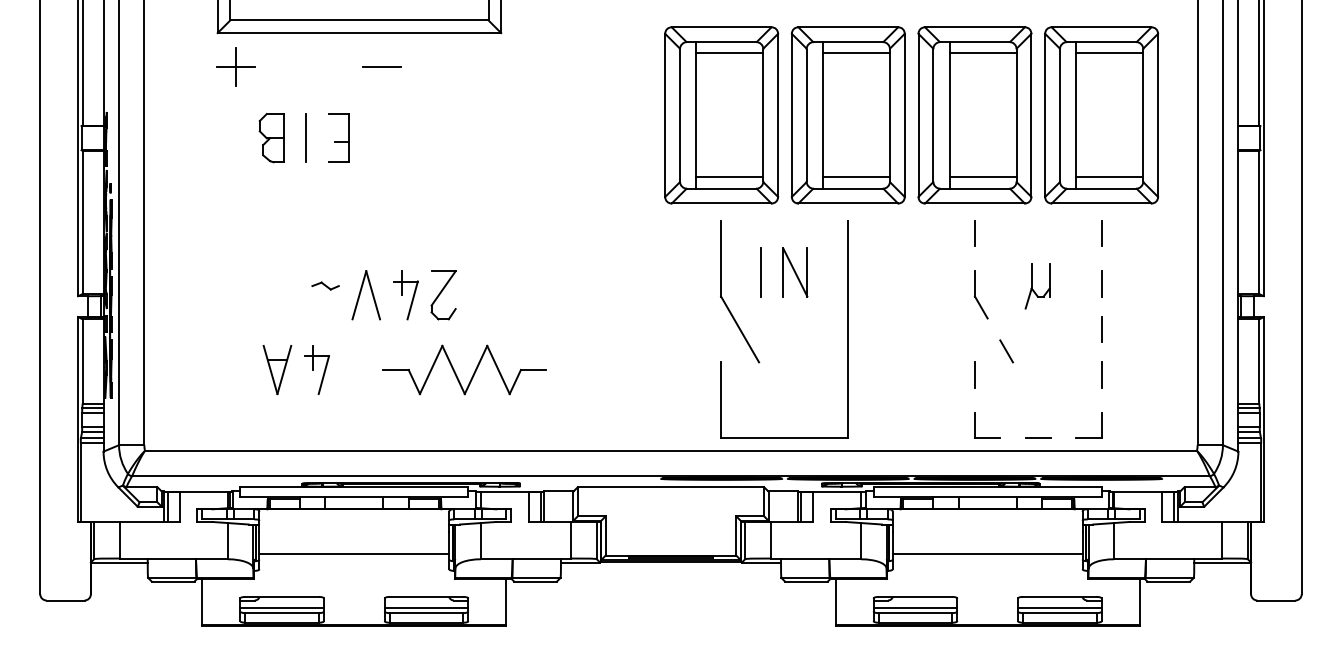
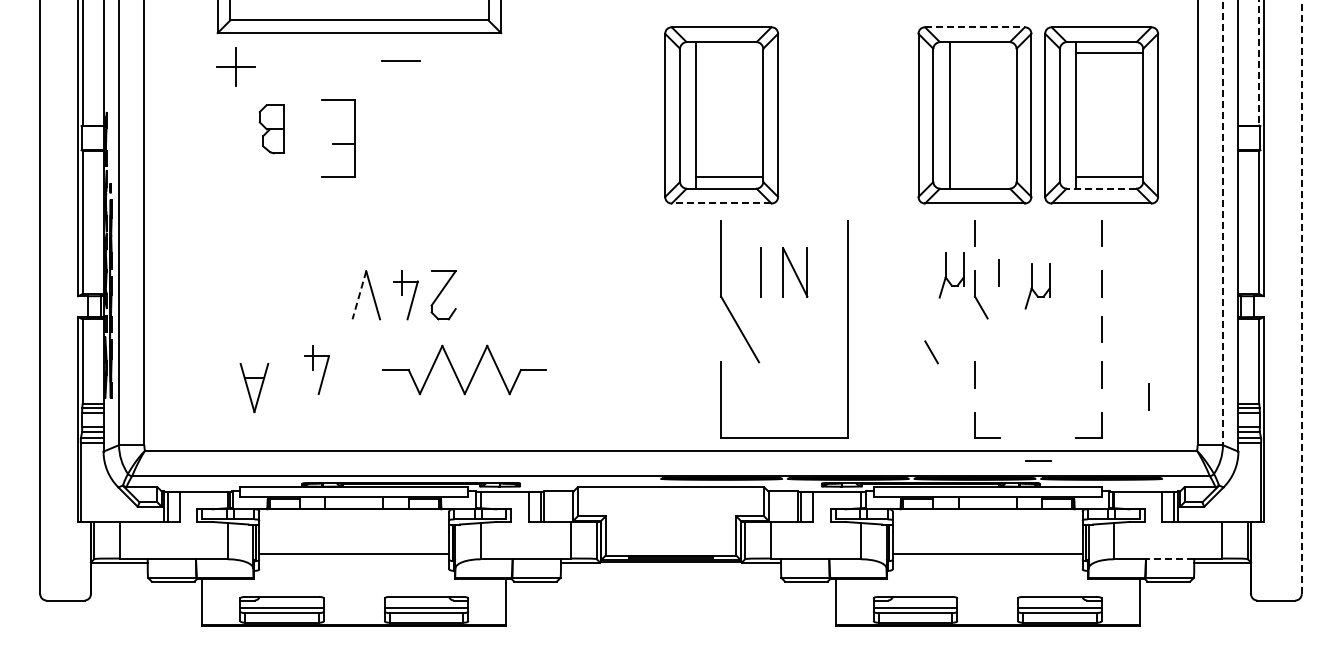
line: solid -> dashed (974, 27)
line: present -> none (729, 53)
line: present -> none (982, 53)
line: solid -> dashed (1259, 63)
line position: (381, 66) -> (400, 60) (400, 60)
part: present -> none (847, 115)
part size: 22x50 px -> 35x79 px (338, 138)
part position: (271, 138) -> (271, 129) (271, 129)
line: present -> none (305, 138)
line: present -> none (982, 177)
line: solid -> dashed (1101, 188)
line: solid -> dashed (721, 203)
line: solid -> dashed (1222, 223)
line: none -> present (998, 272)
part: none -> present (951, 275)
part: present -> none (325, 285)
line: solid -> dashed (359, 295)
line: solid -> dashed (1301, 297)
line position: (1006, 351) -> (931, 352) (931, 352)
part position: (277, 370) -> (254, 388) (254, 388)
line: none -> present (1148, 396)
line position: (1038, 437) -> (1038, 460) (1038, 460)
line: solid -> dashed (1169, 558)
